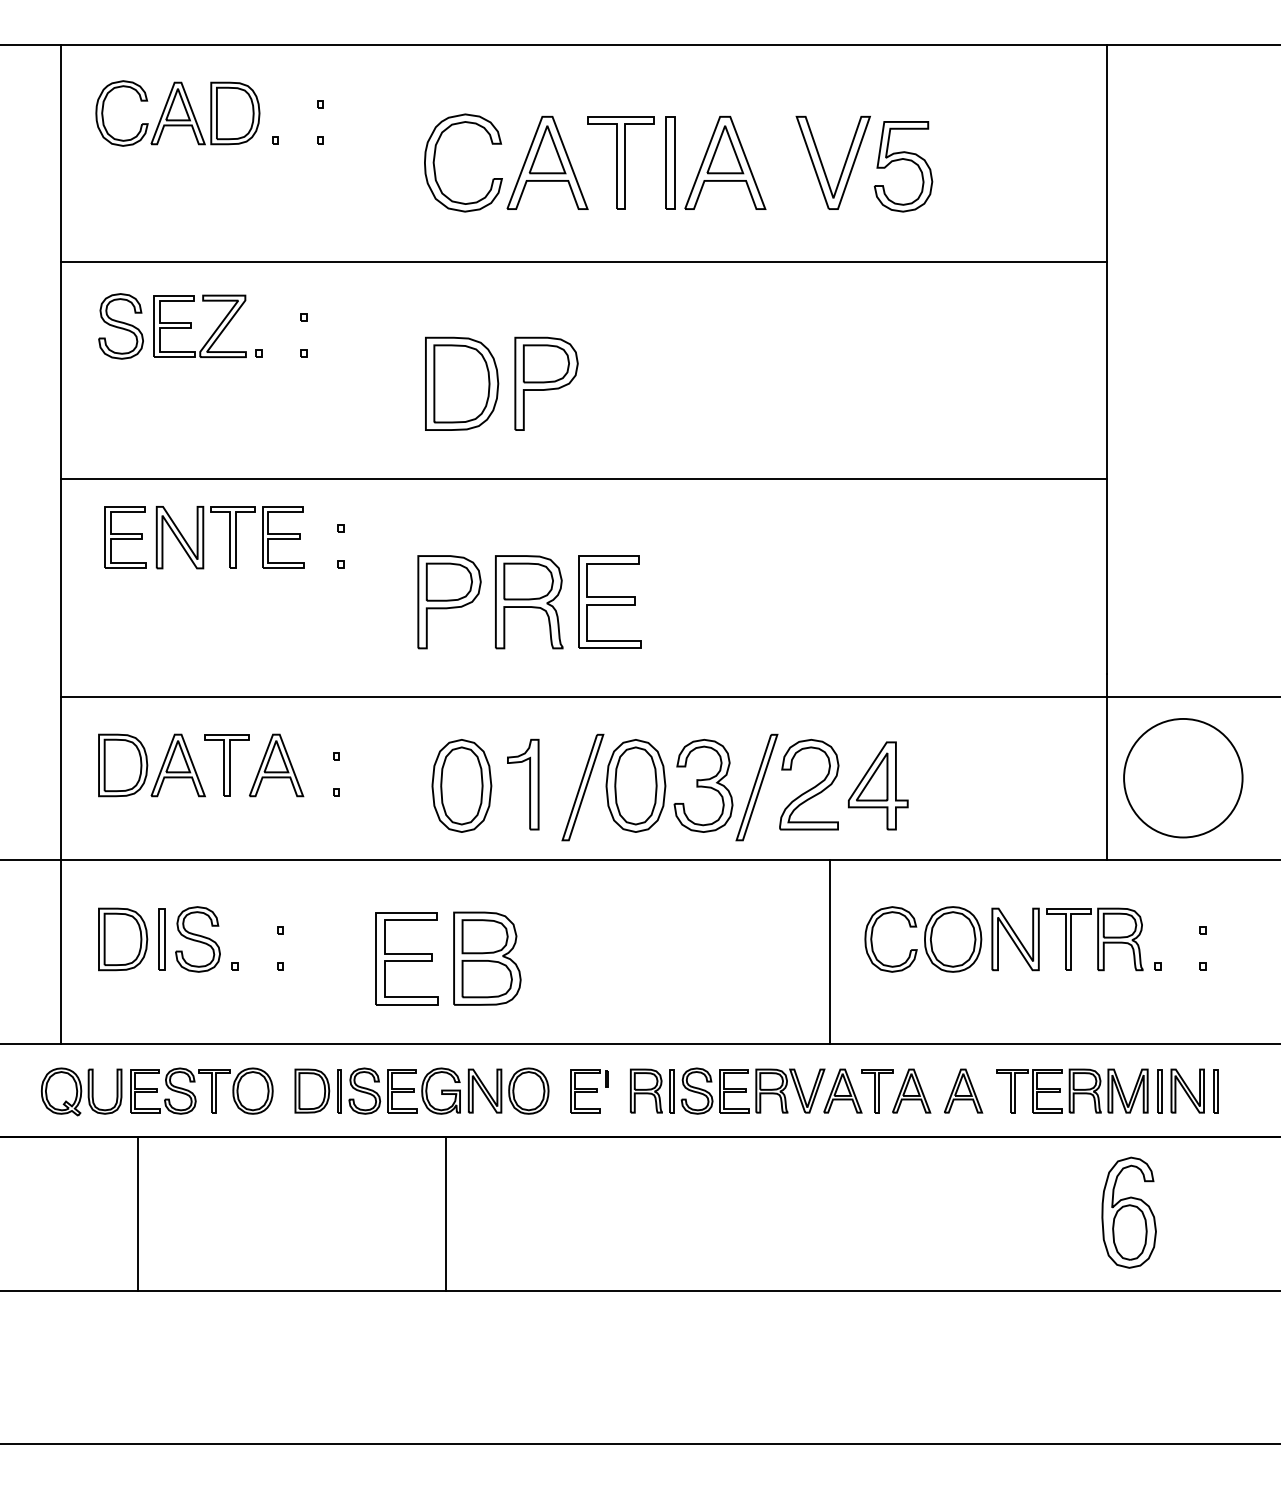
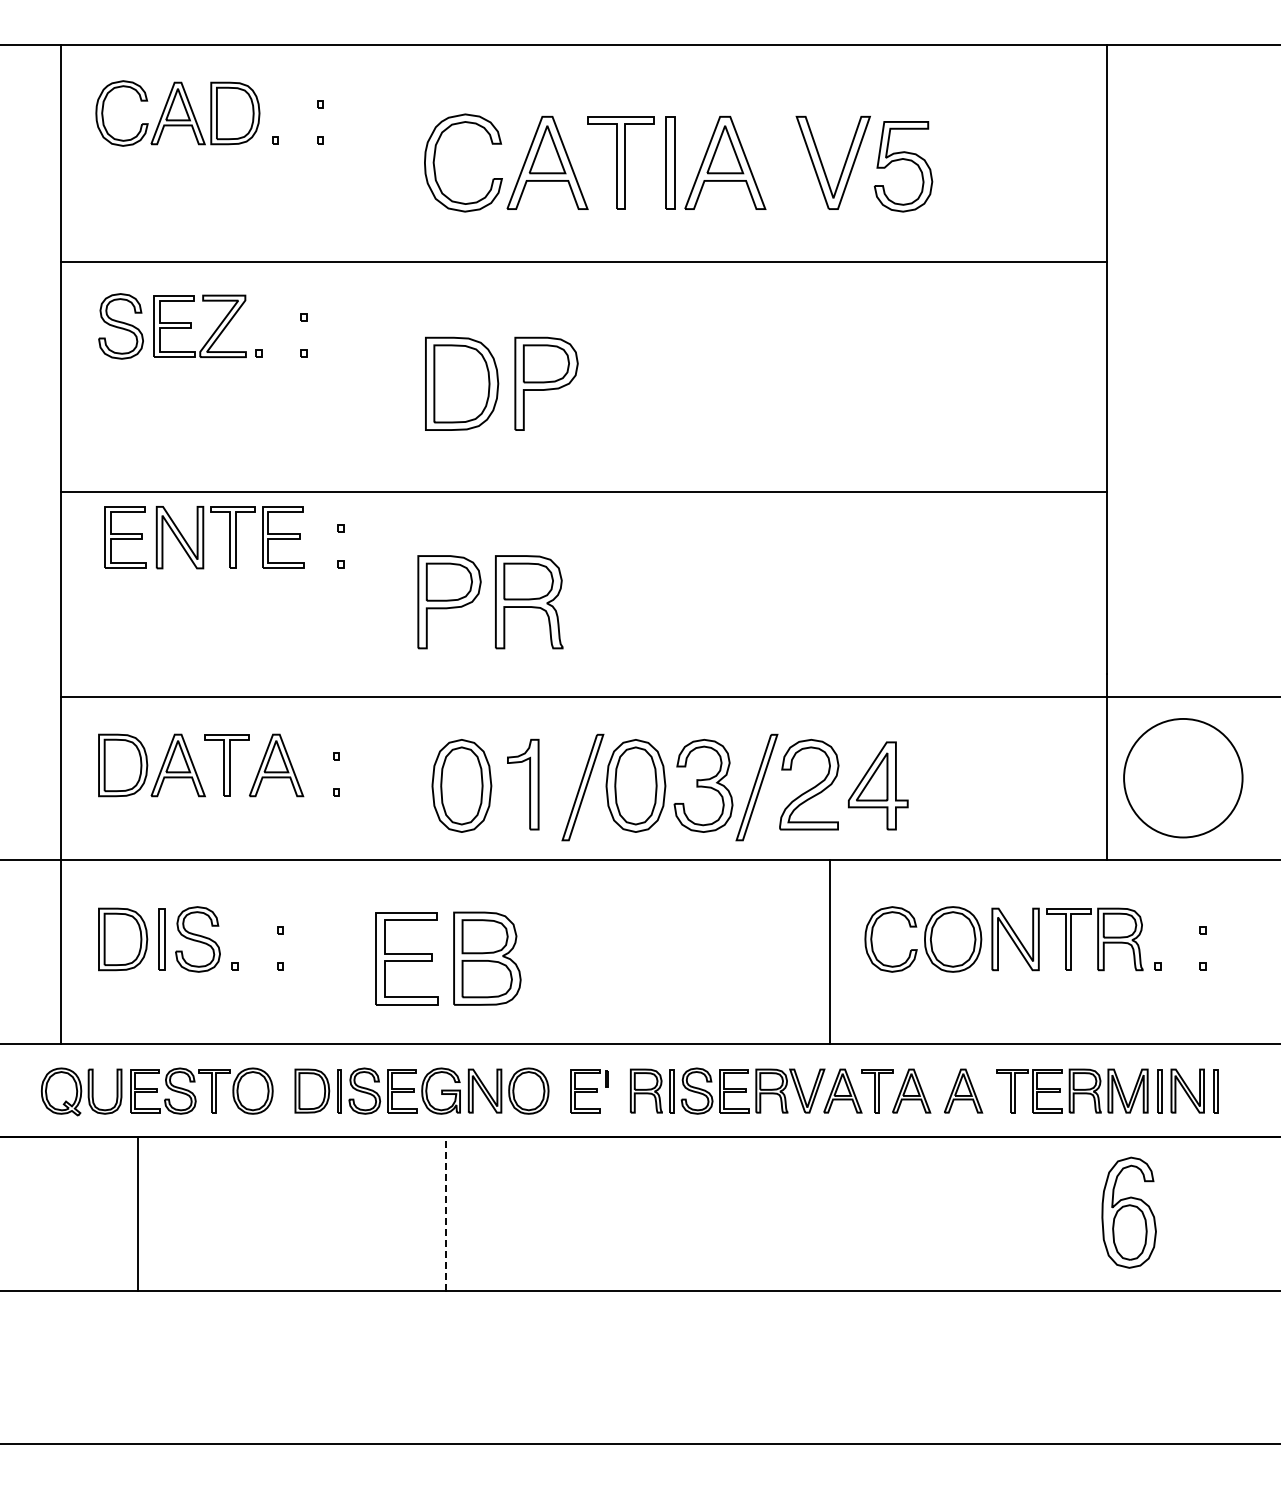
line position: (584, 479) -> (584, 492) (584, 492)
part: present -> none (609, 601)
line: solid -> dashed (445, 1213)
